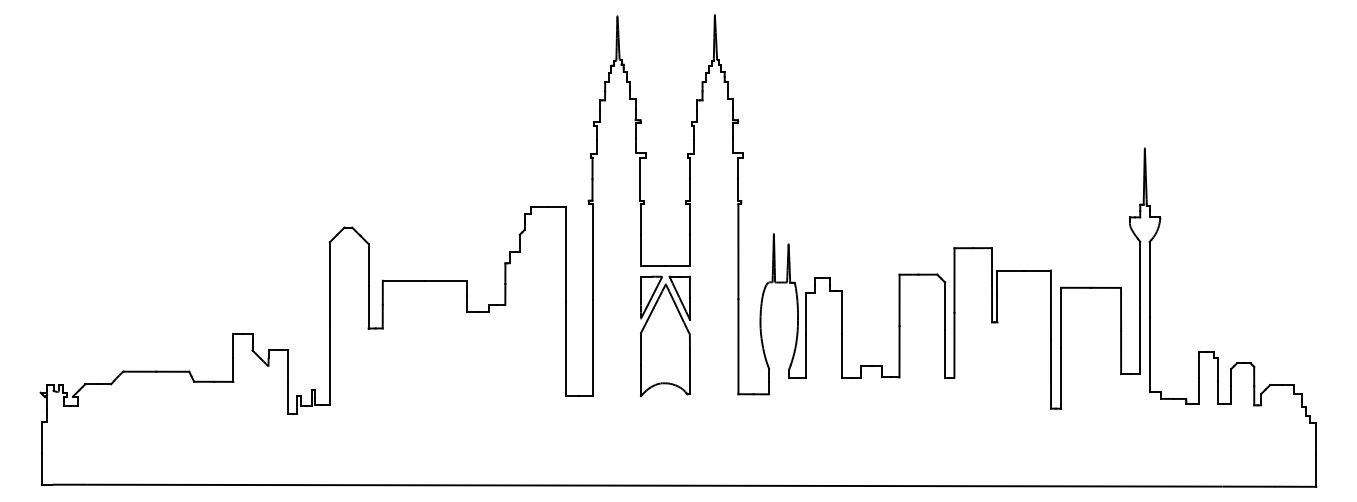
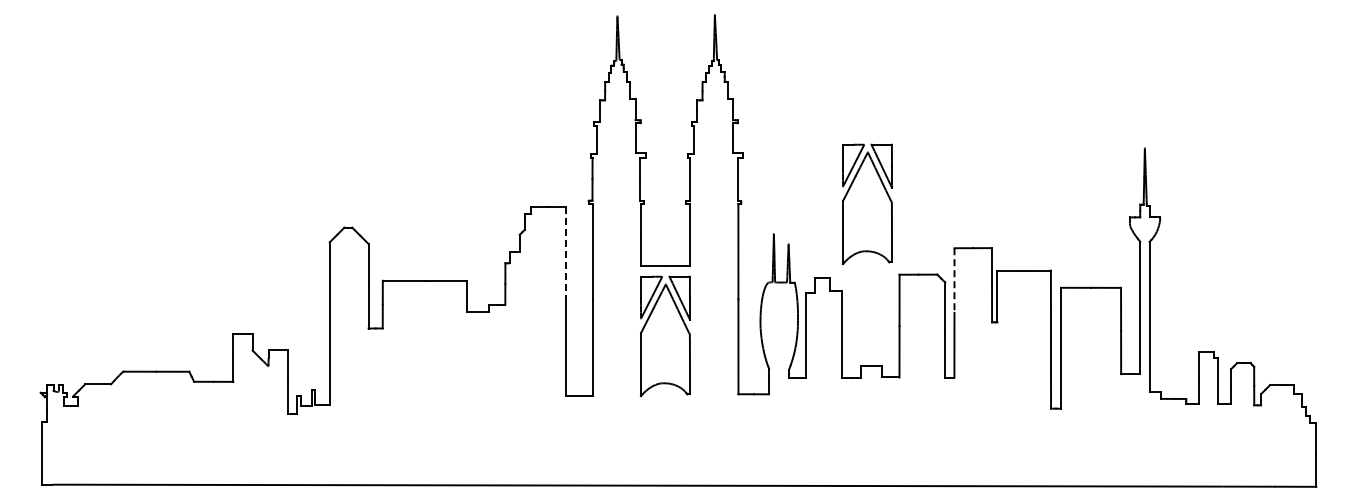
part: none -> present (866, 204)
line: solid -> dashed (565, 254)
line: solid -> dashed (954, 281)
